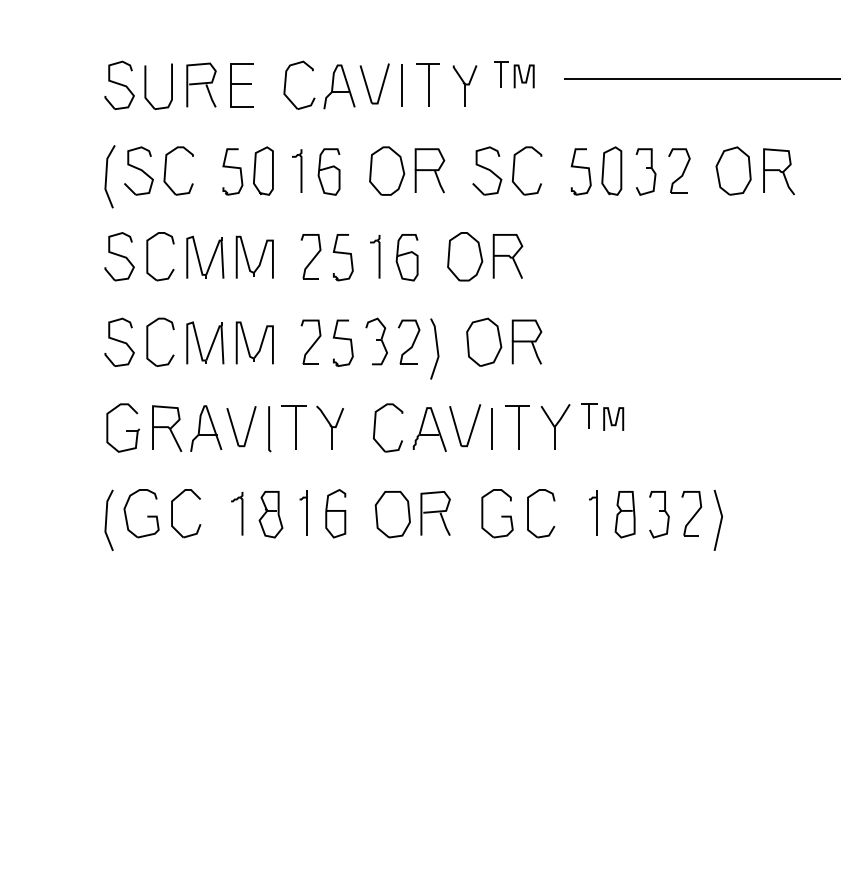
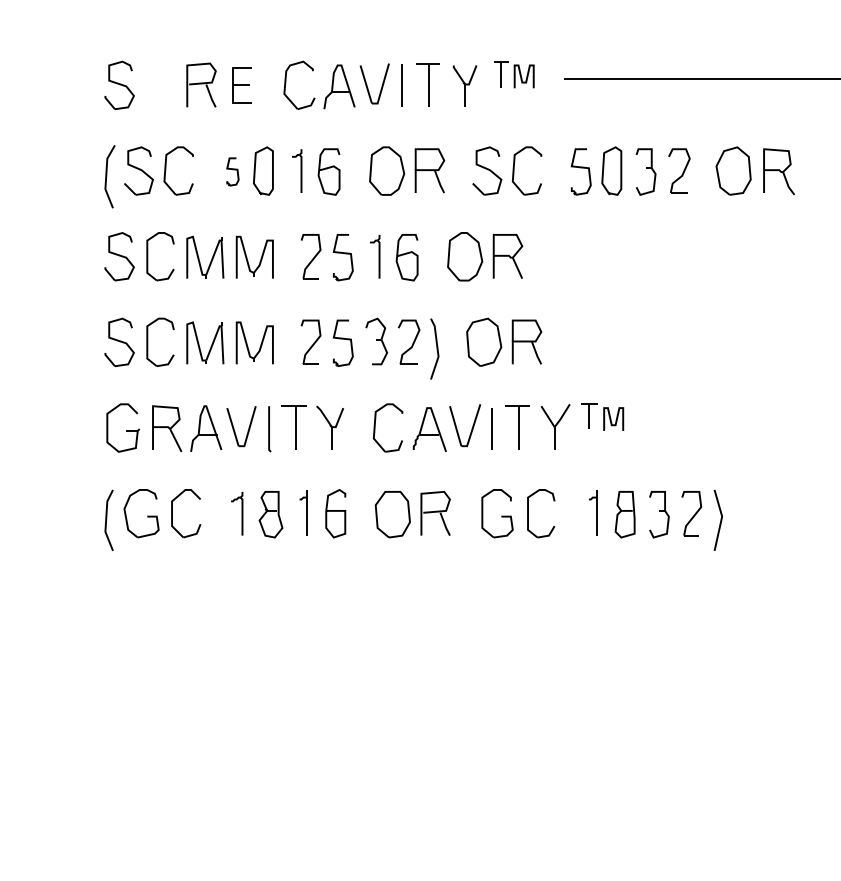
part size: 24x45 px -> 20x37 px (241, 85)
part: present -> none (146, 86)
part size: 22x48 px -> 14x30 px (232, 171)
